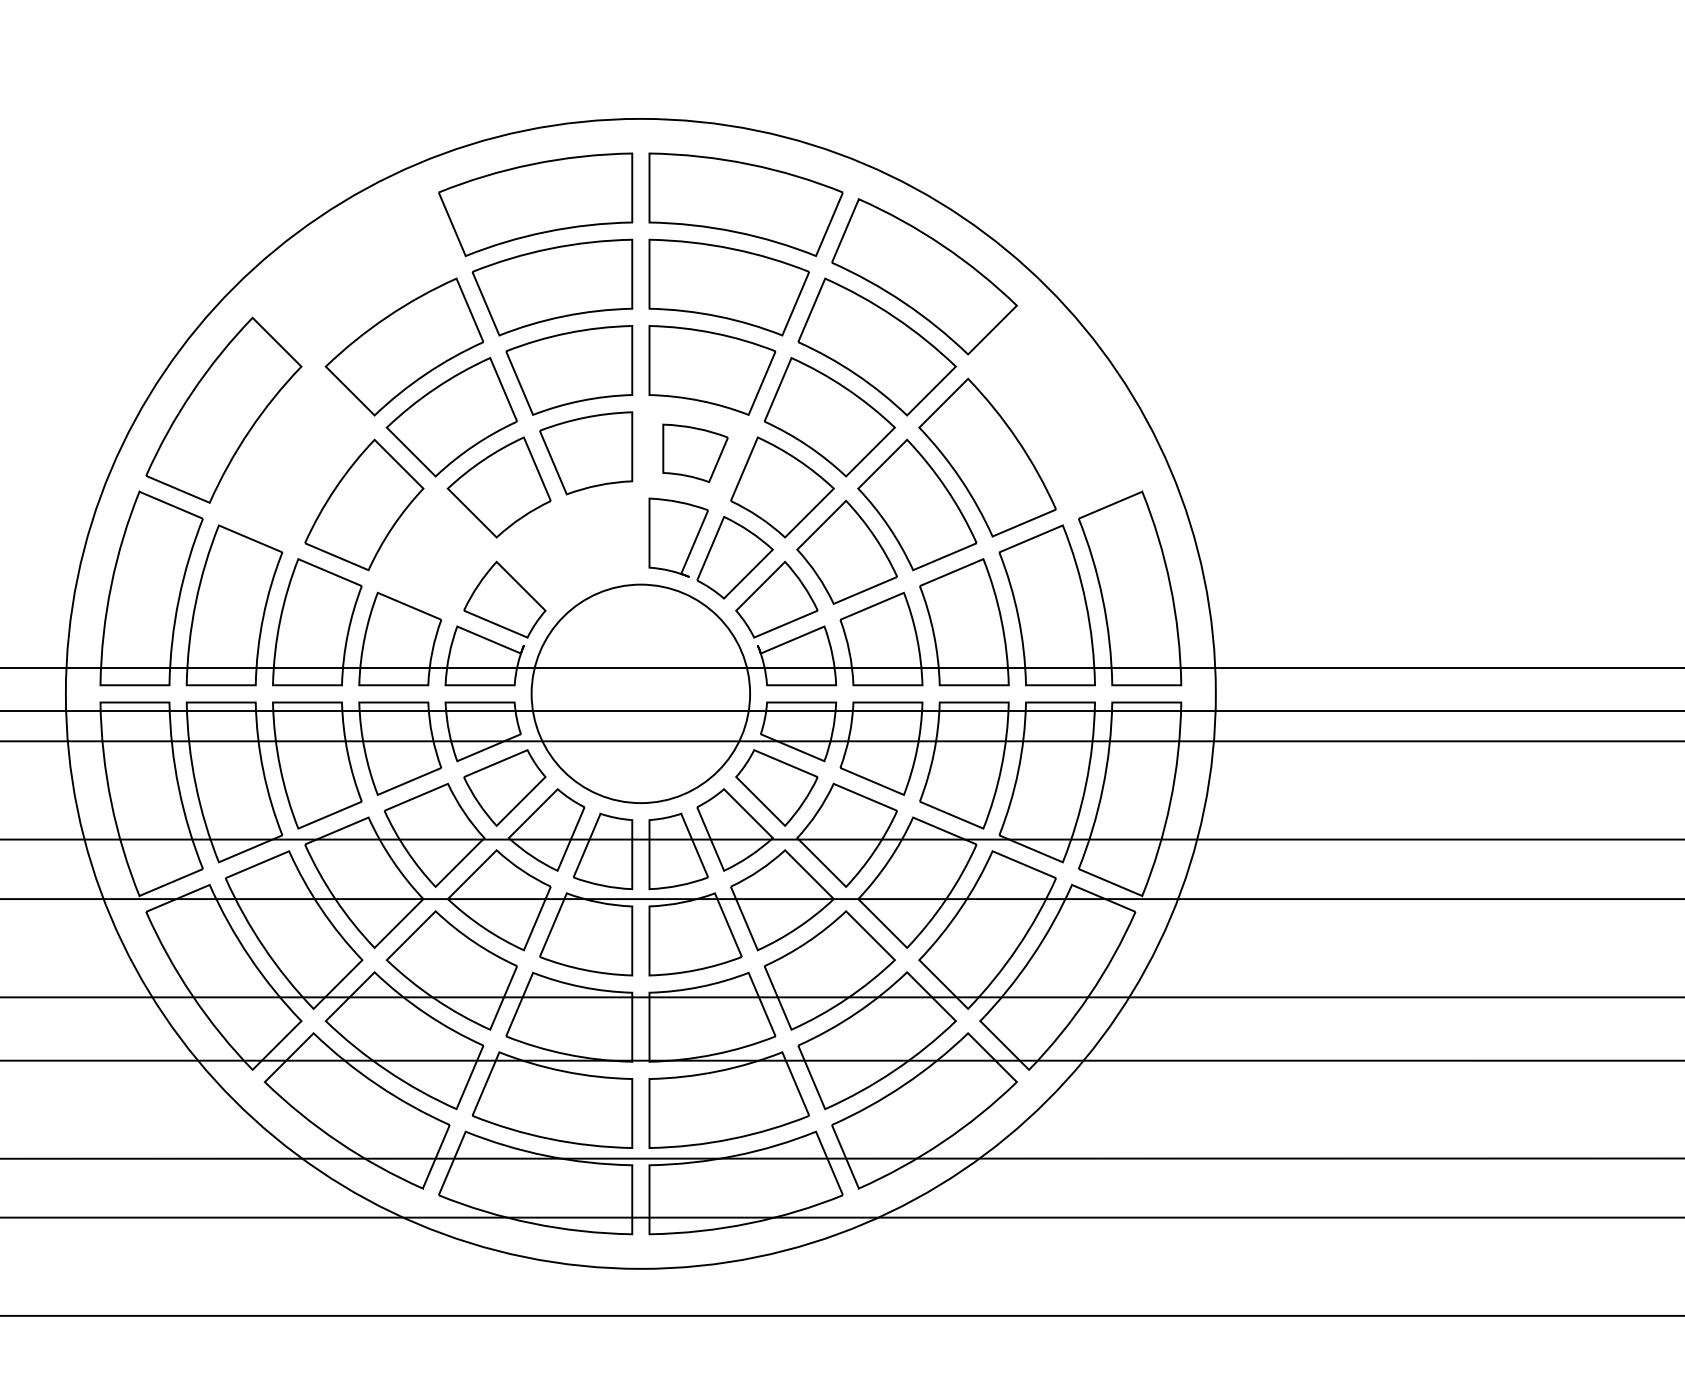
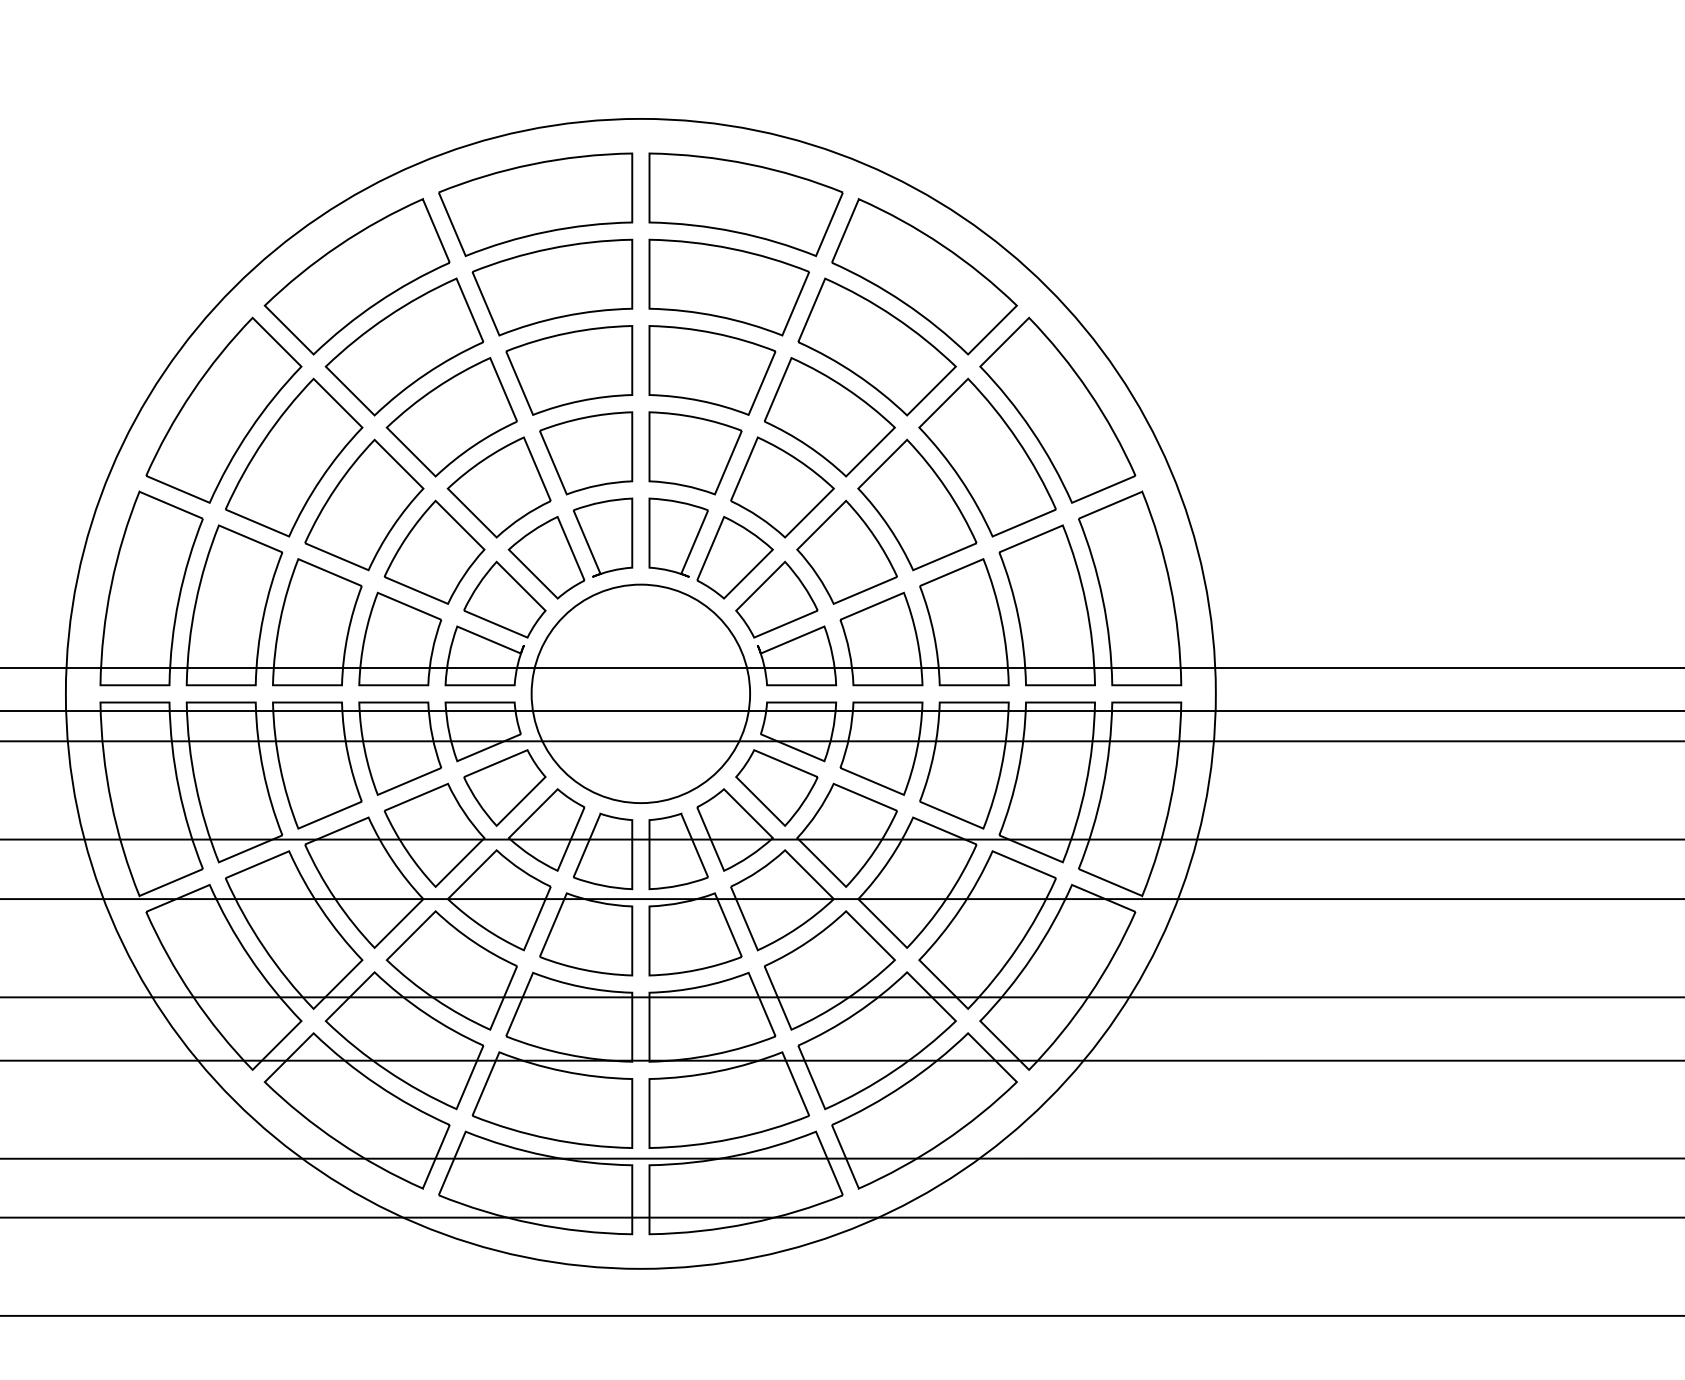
part: none -> present (356, 276)
part: none -> present (1057, 409)
part size: 67x61 px -> 95x85 px (695, 453)
part: none -> present (294, 457)
part: none -> present (570, 548)
part: none -> present (434, 551)
